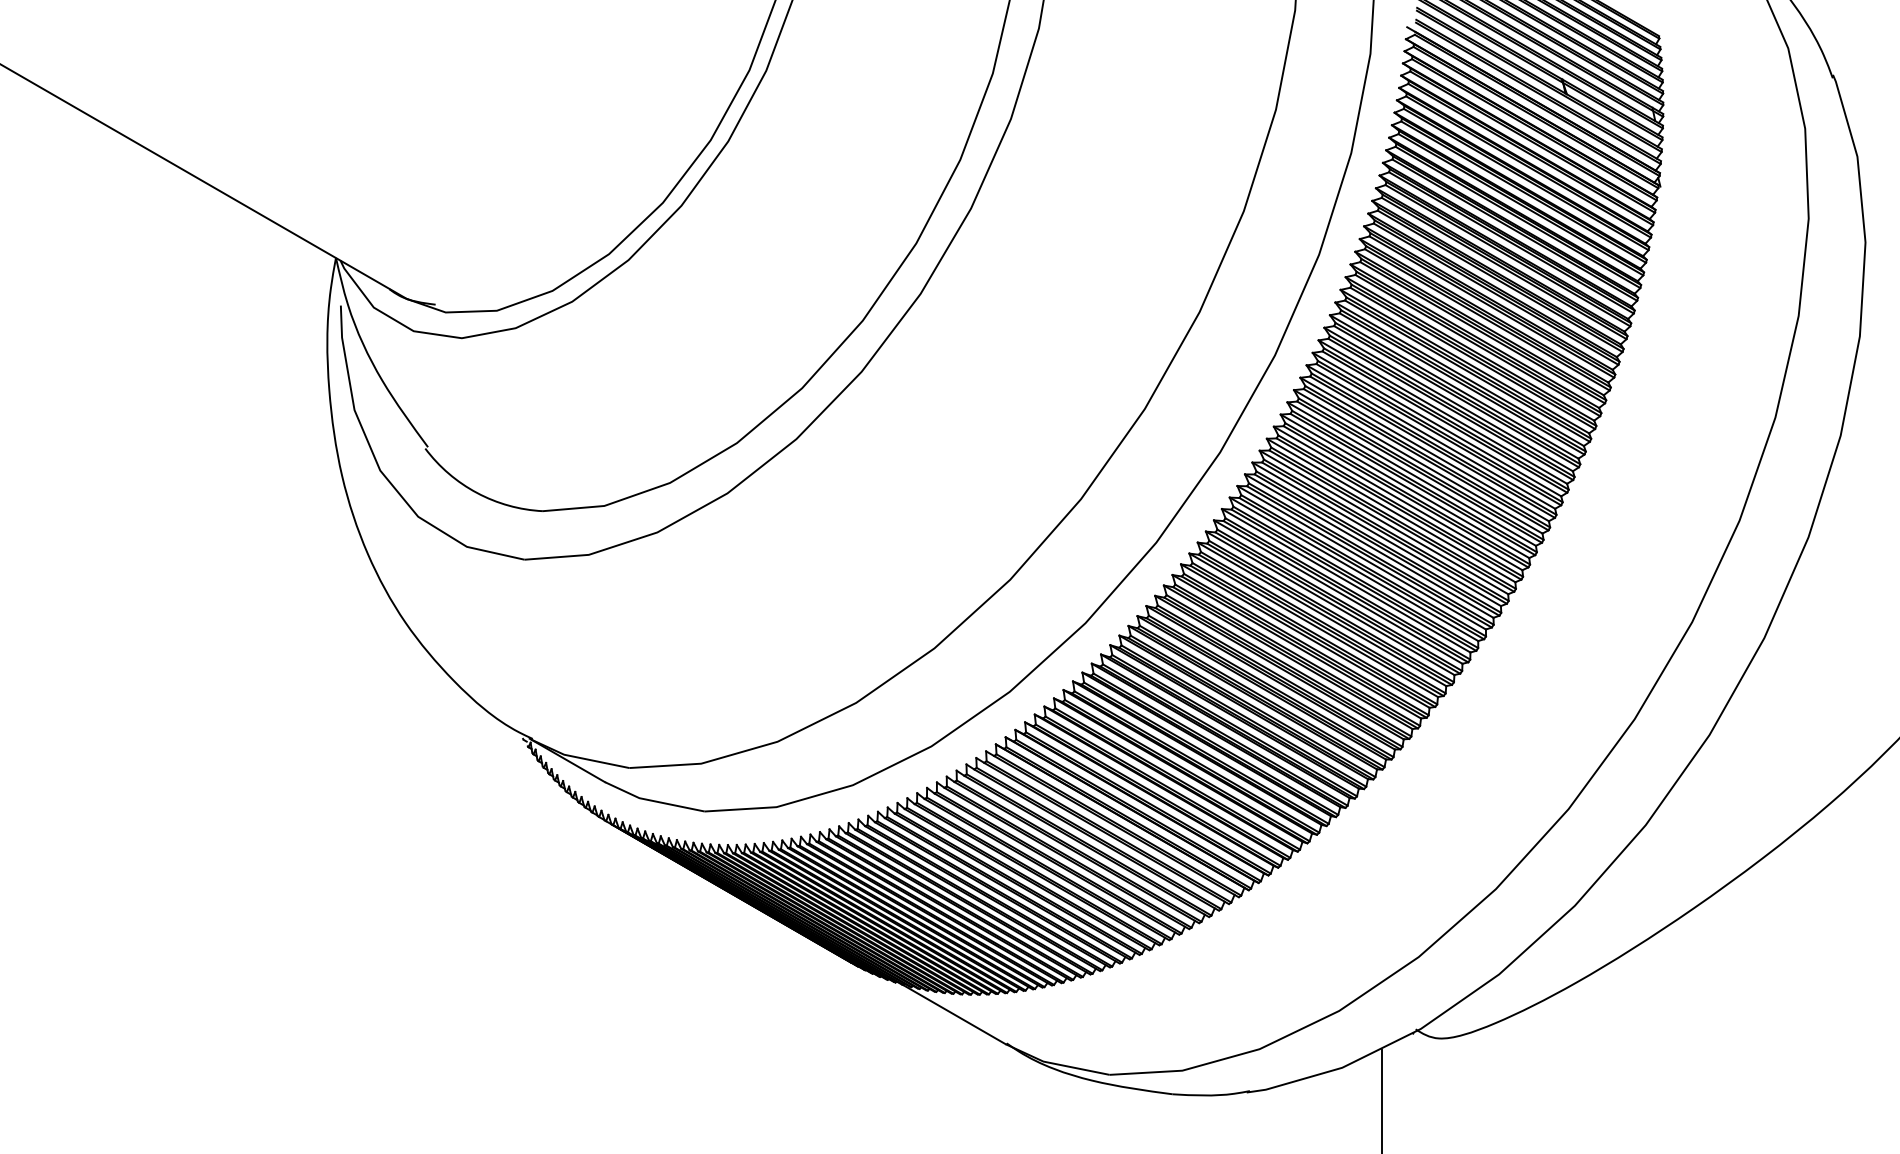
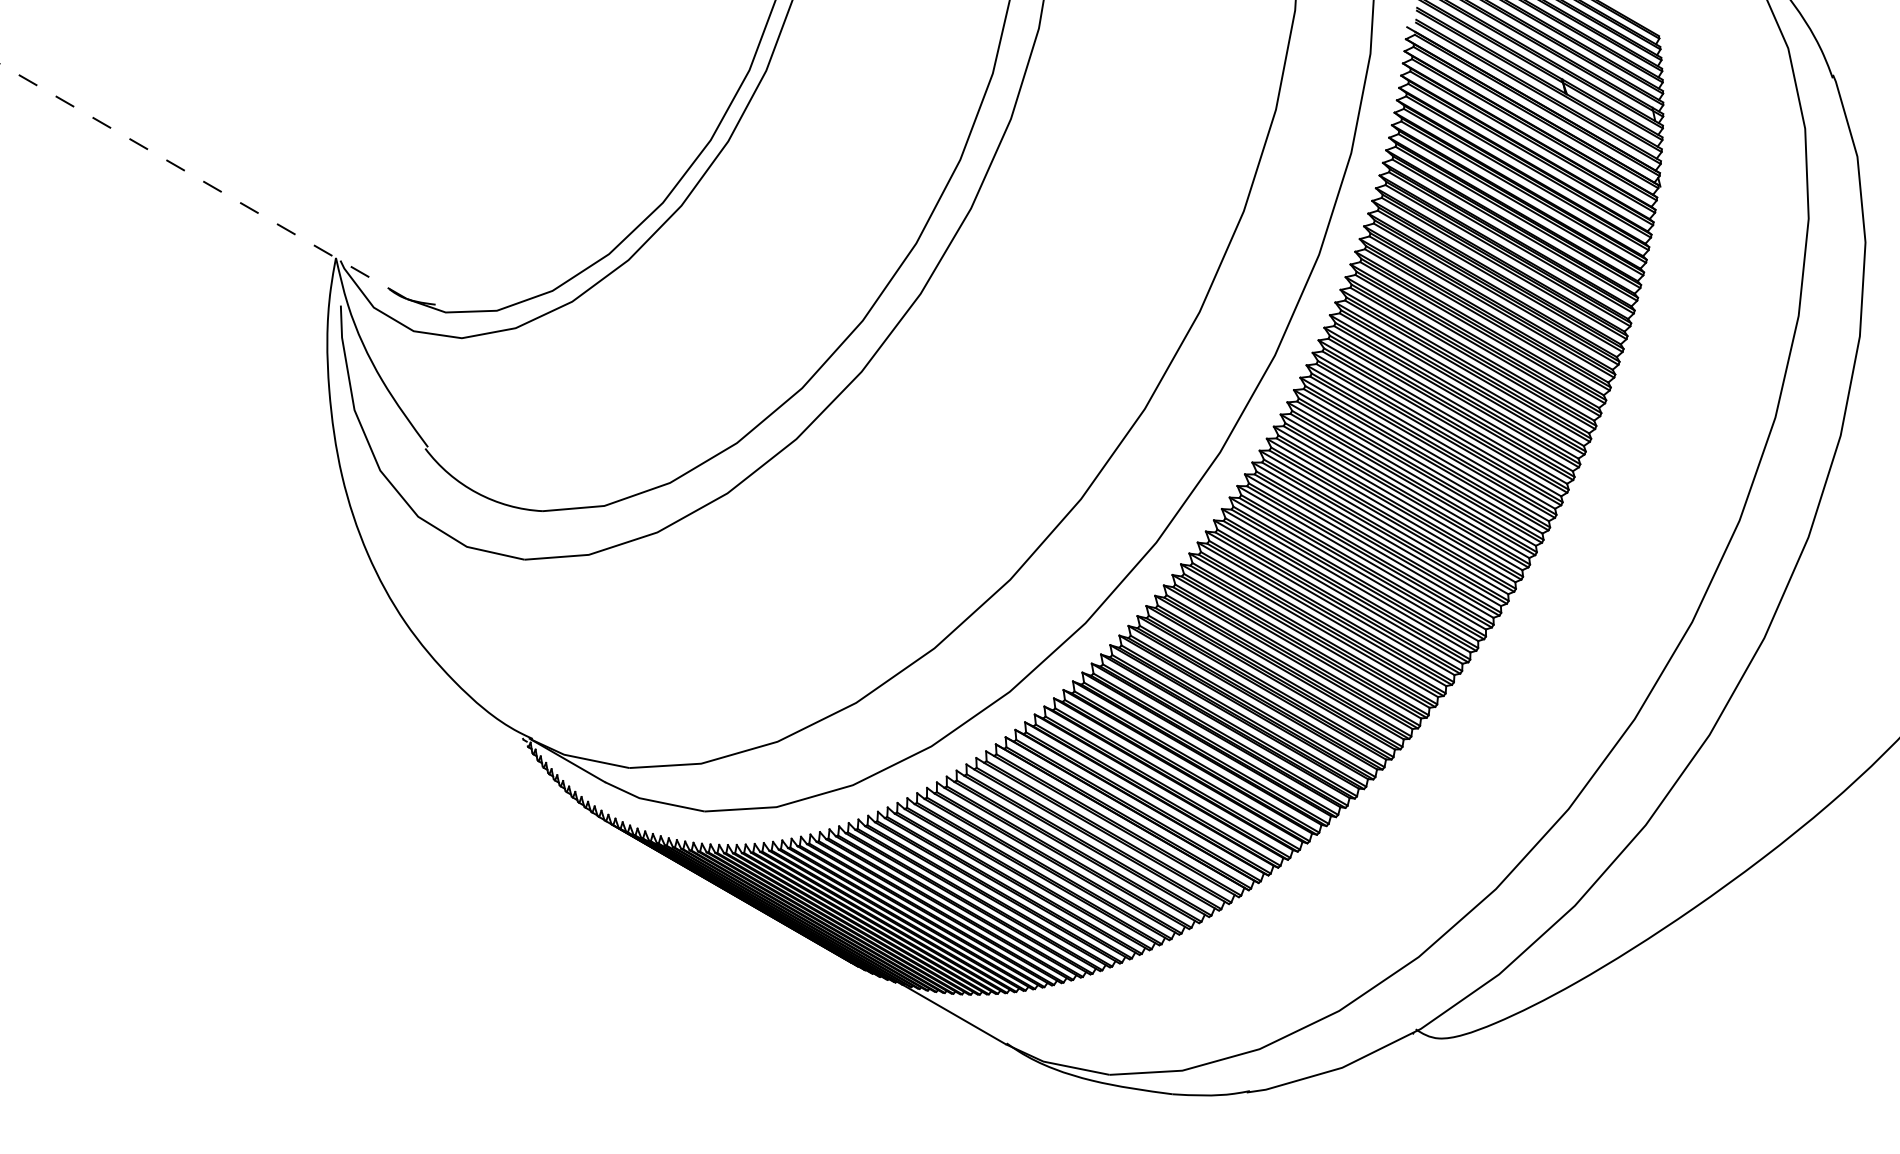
line: solid -> dashed (203, 181)
line: present -> none (1381, 1100)
